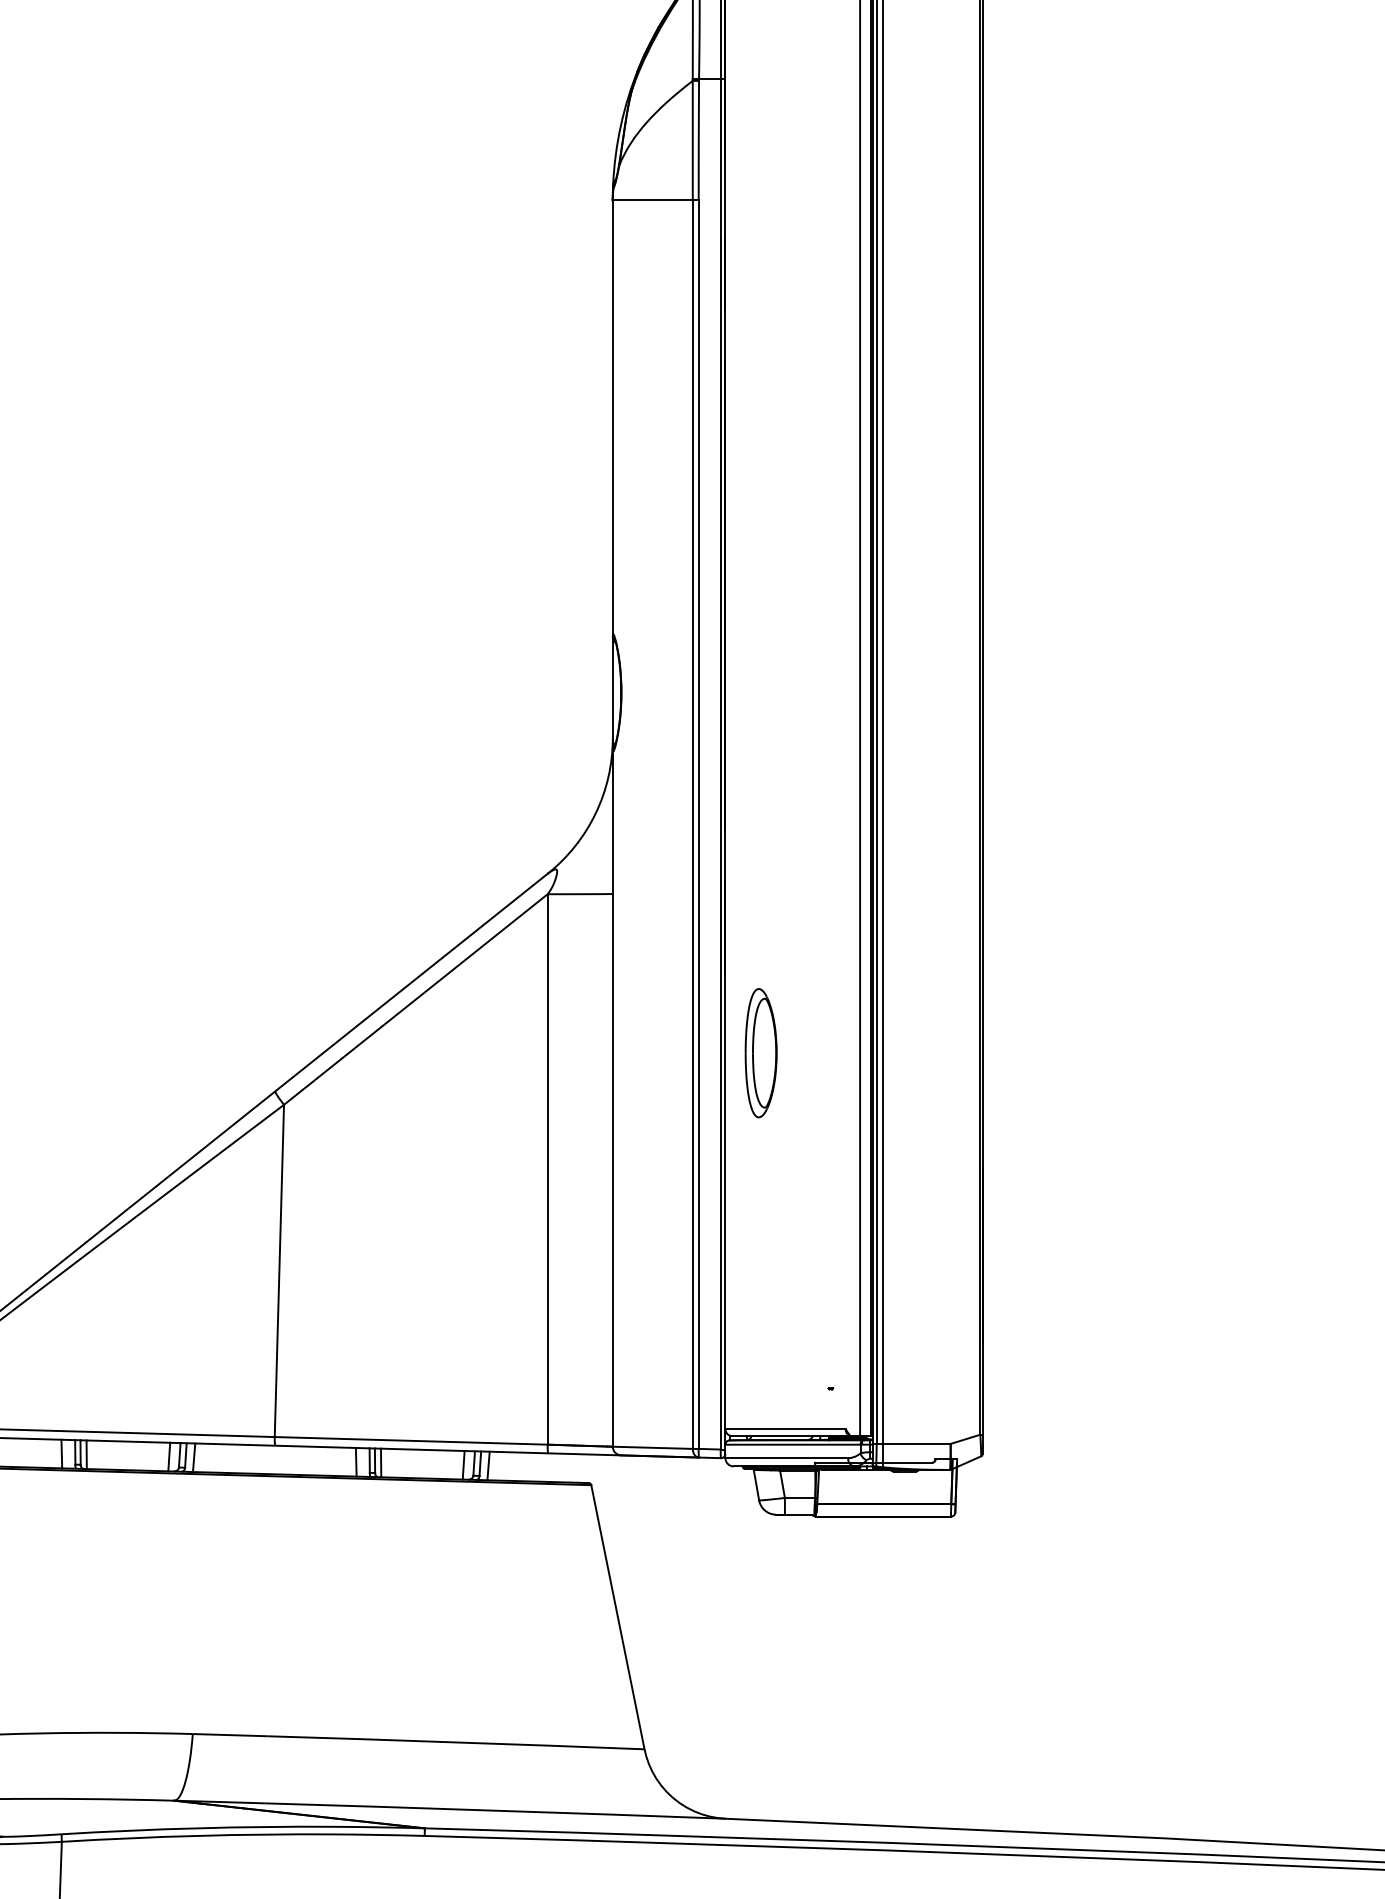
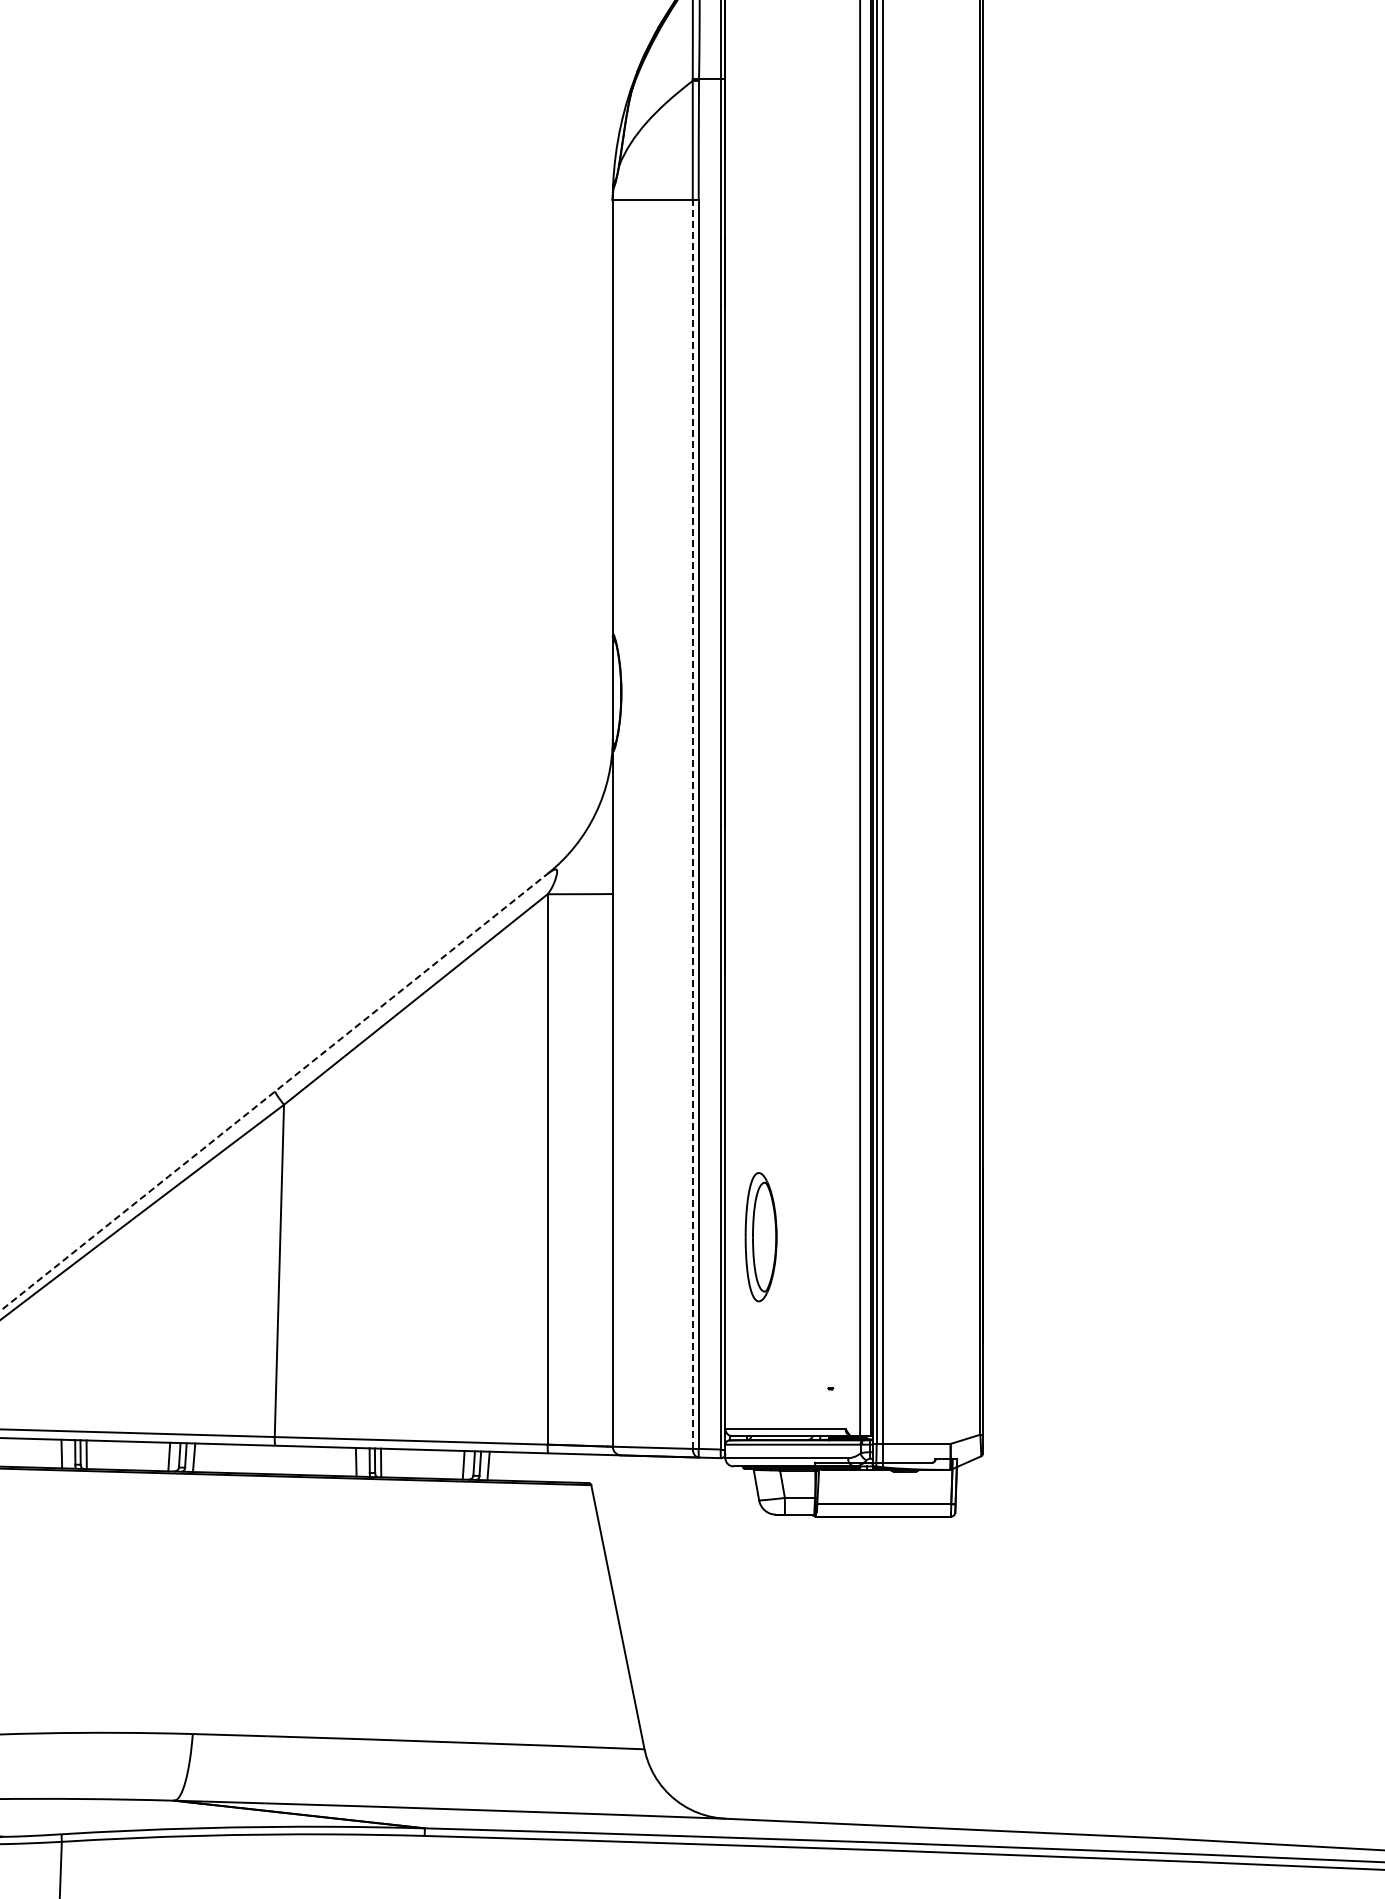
line: solid -> dashed (692, 824)
part position: (760, 1053) -> (760, 1237) (760, 1237)
line: solid -> dashed (274, 1092)
